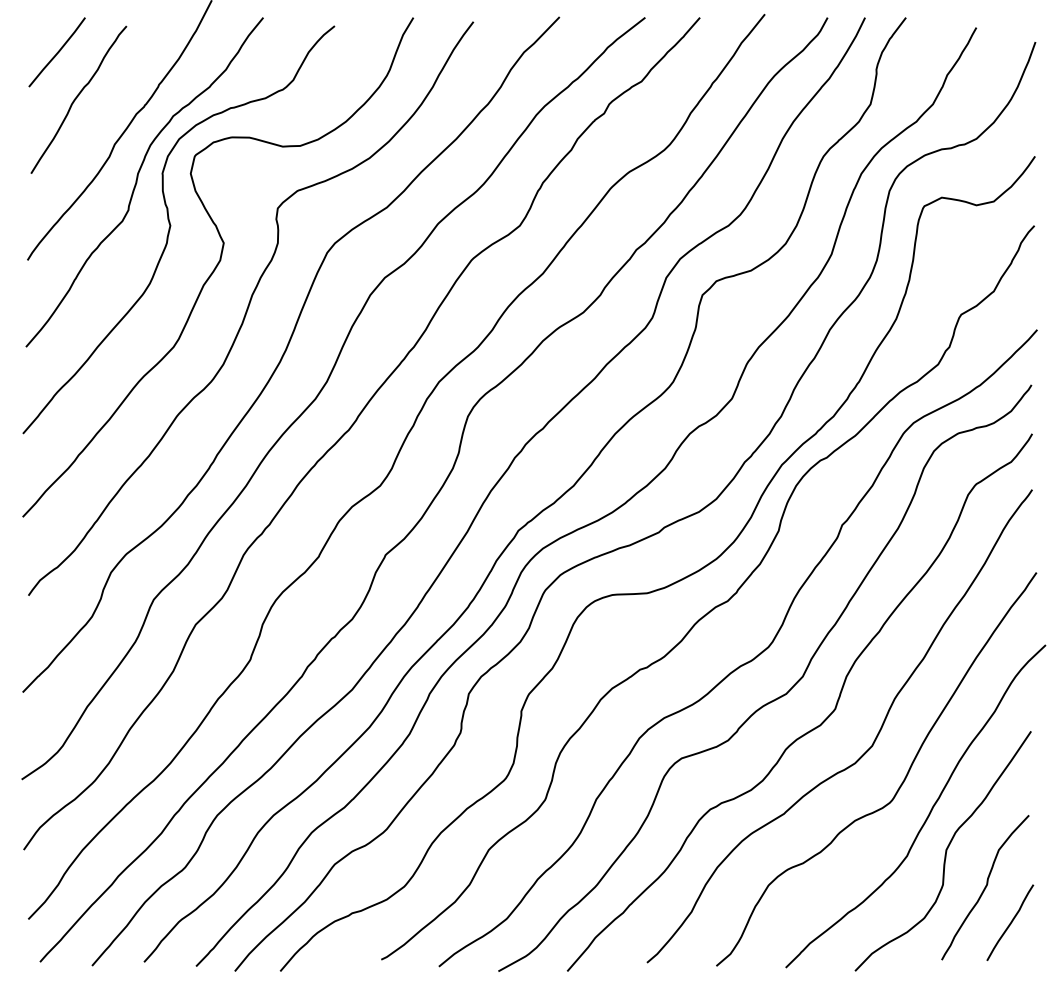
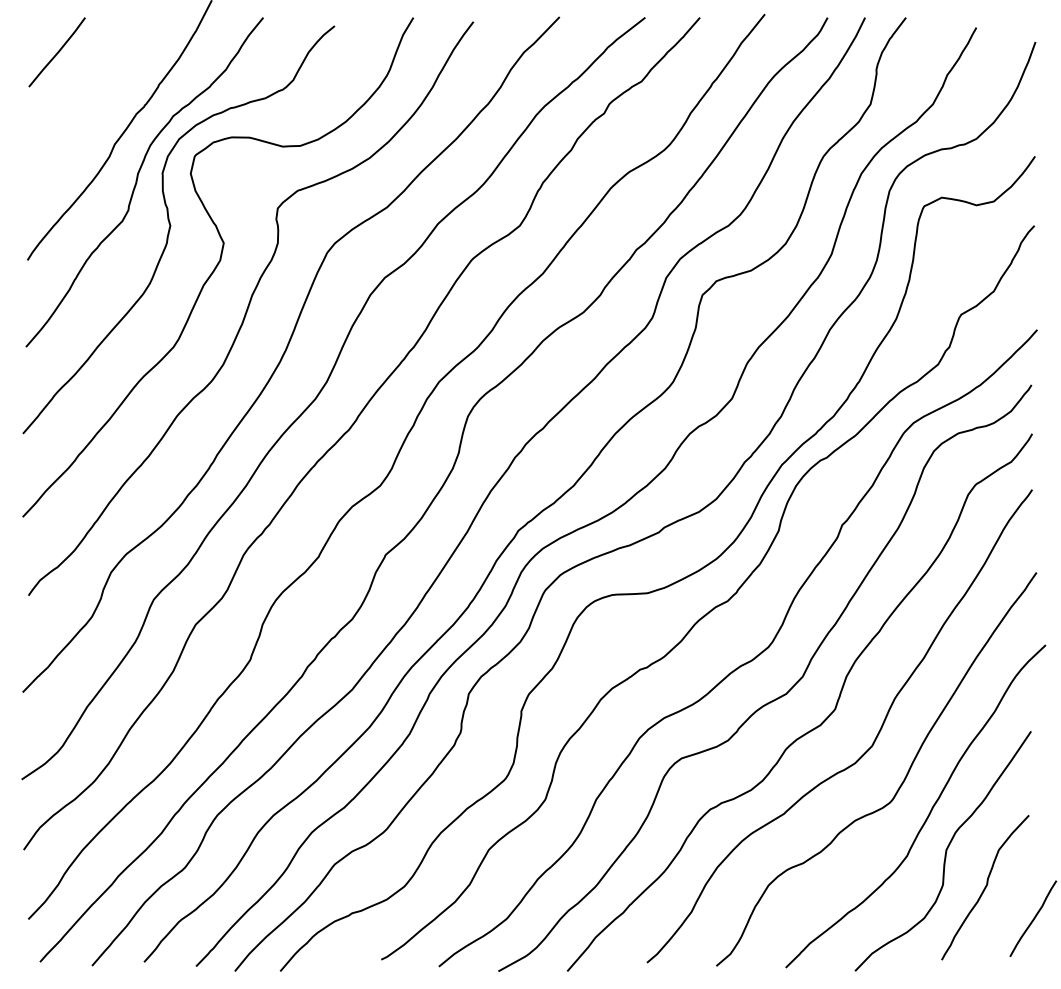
curve: present -> none (76, 99)
curve position: (1010, 922) -> (1033, 918) (1033, 918)
